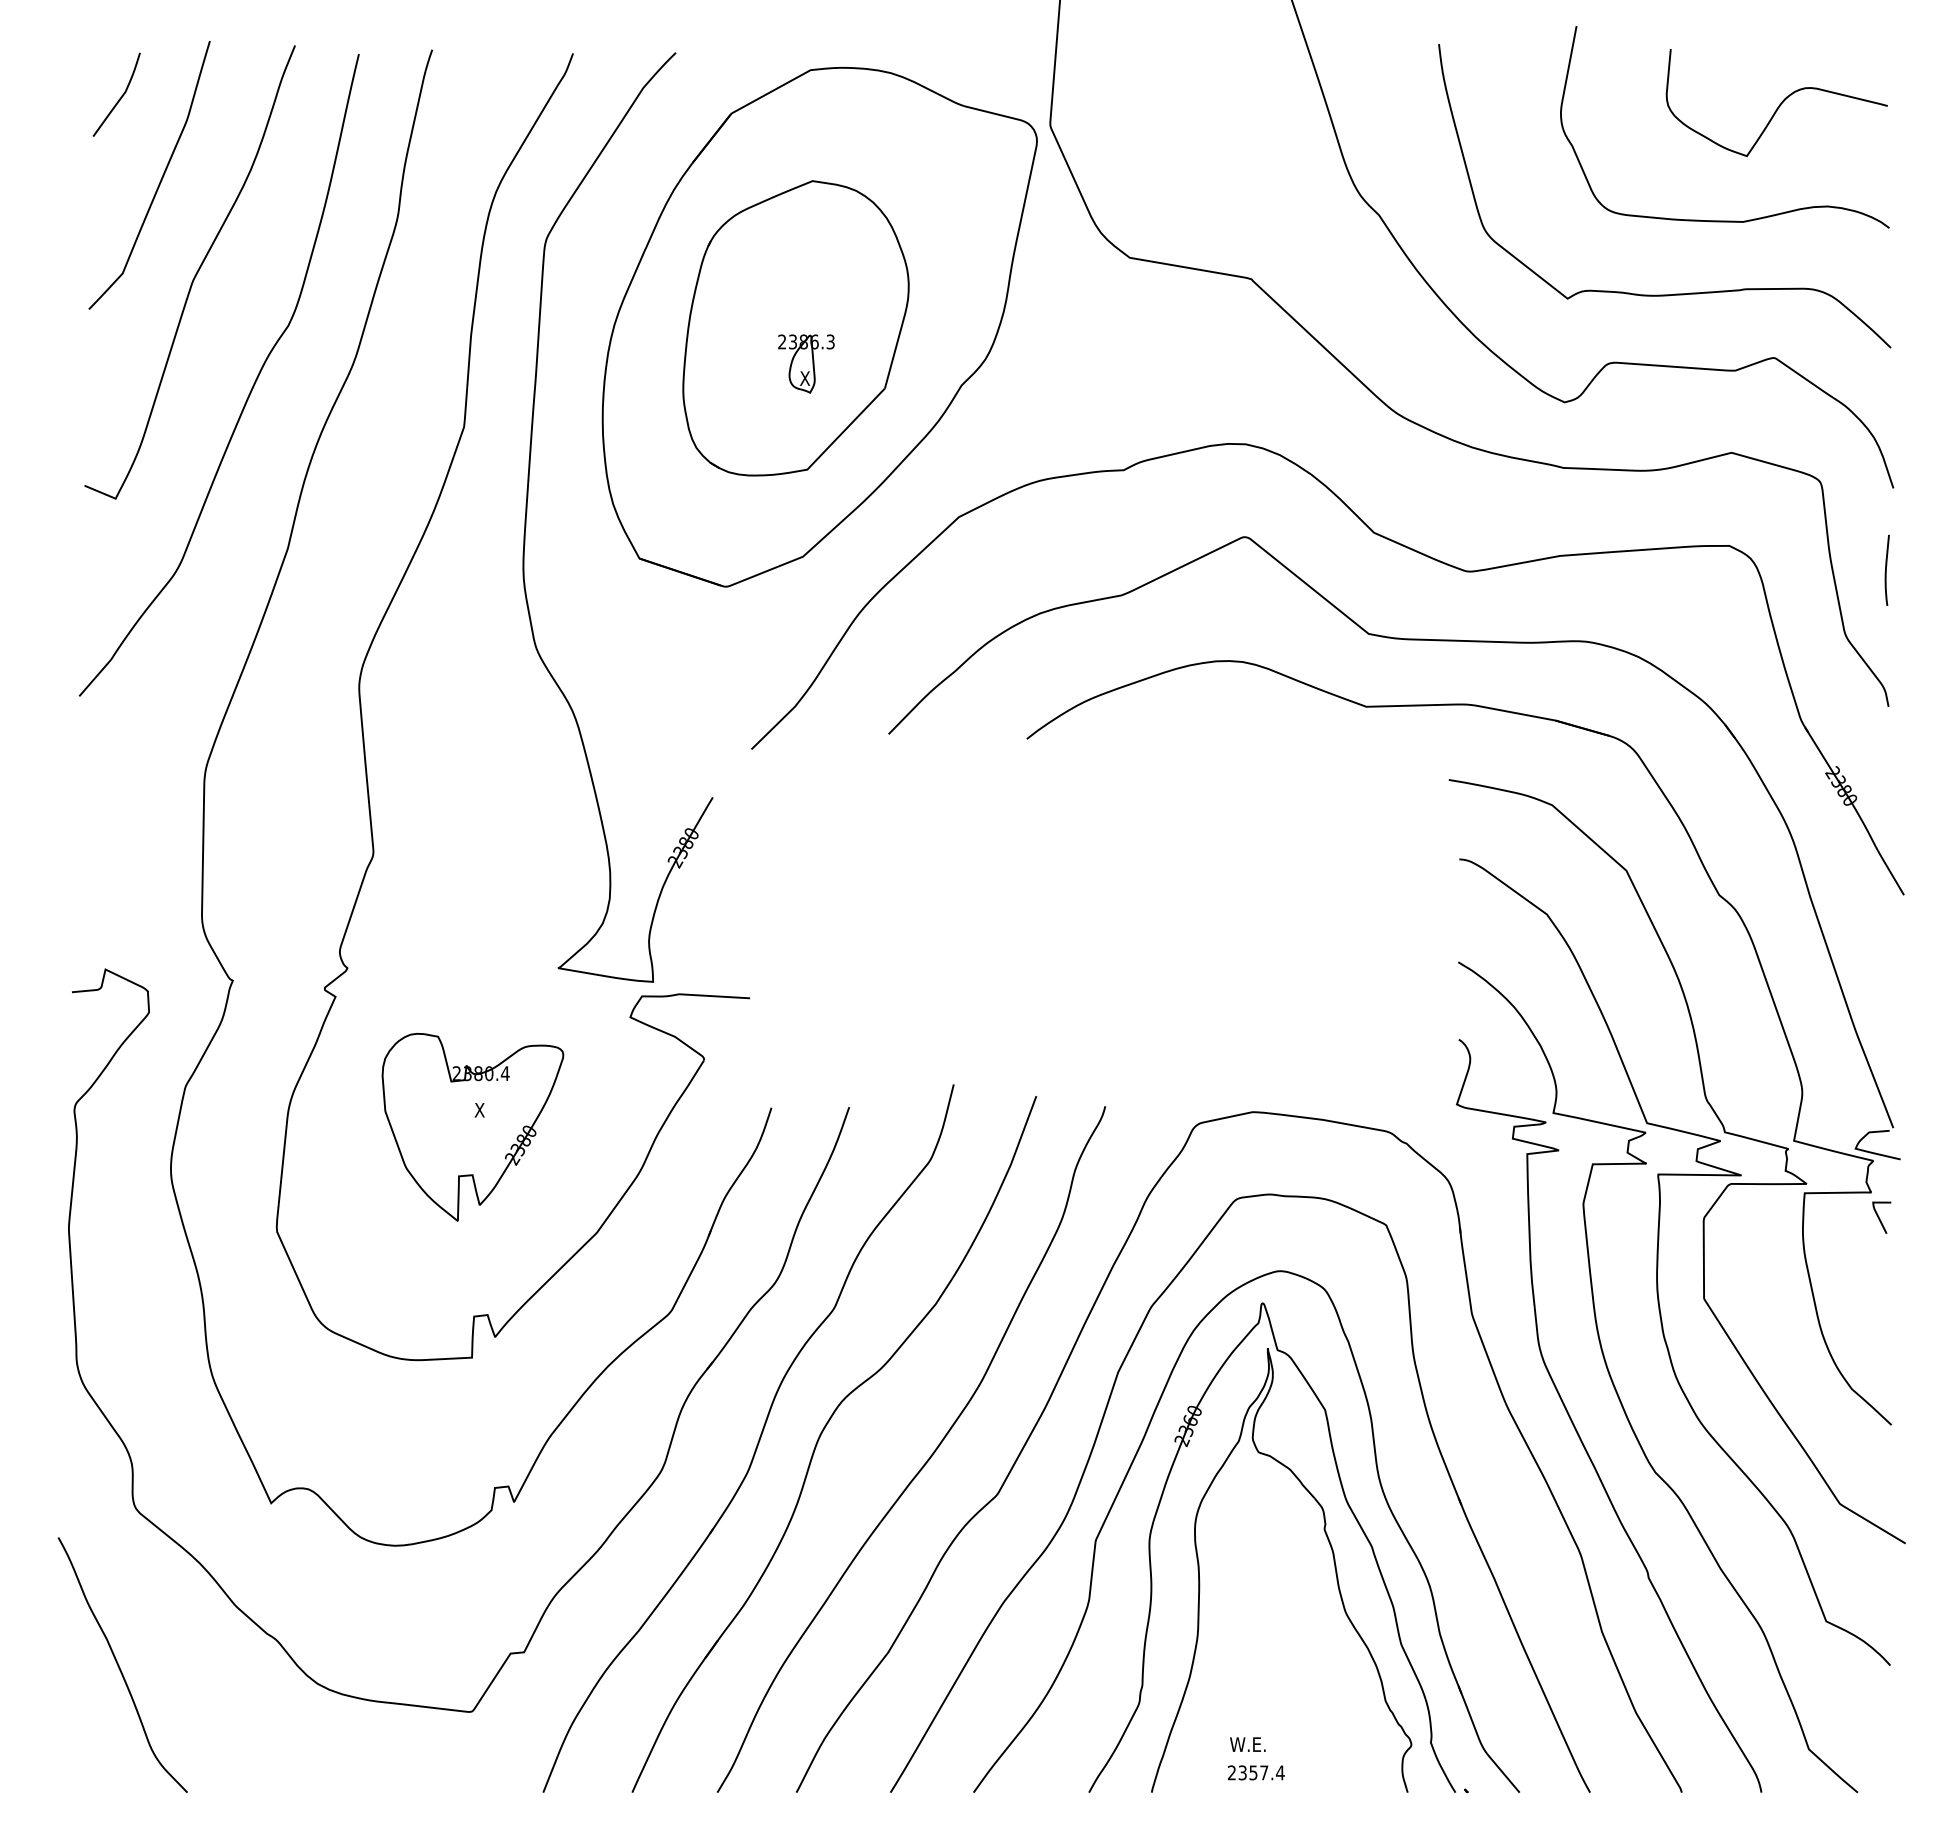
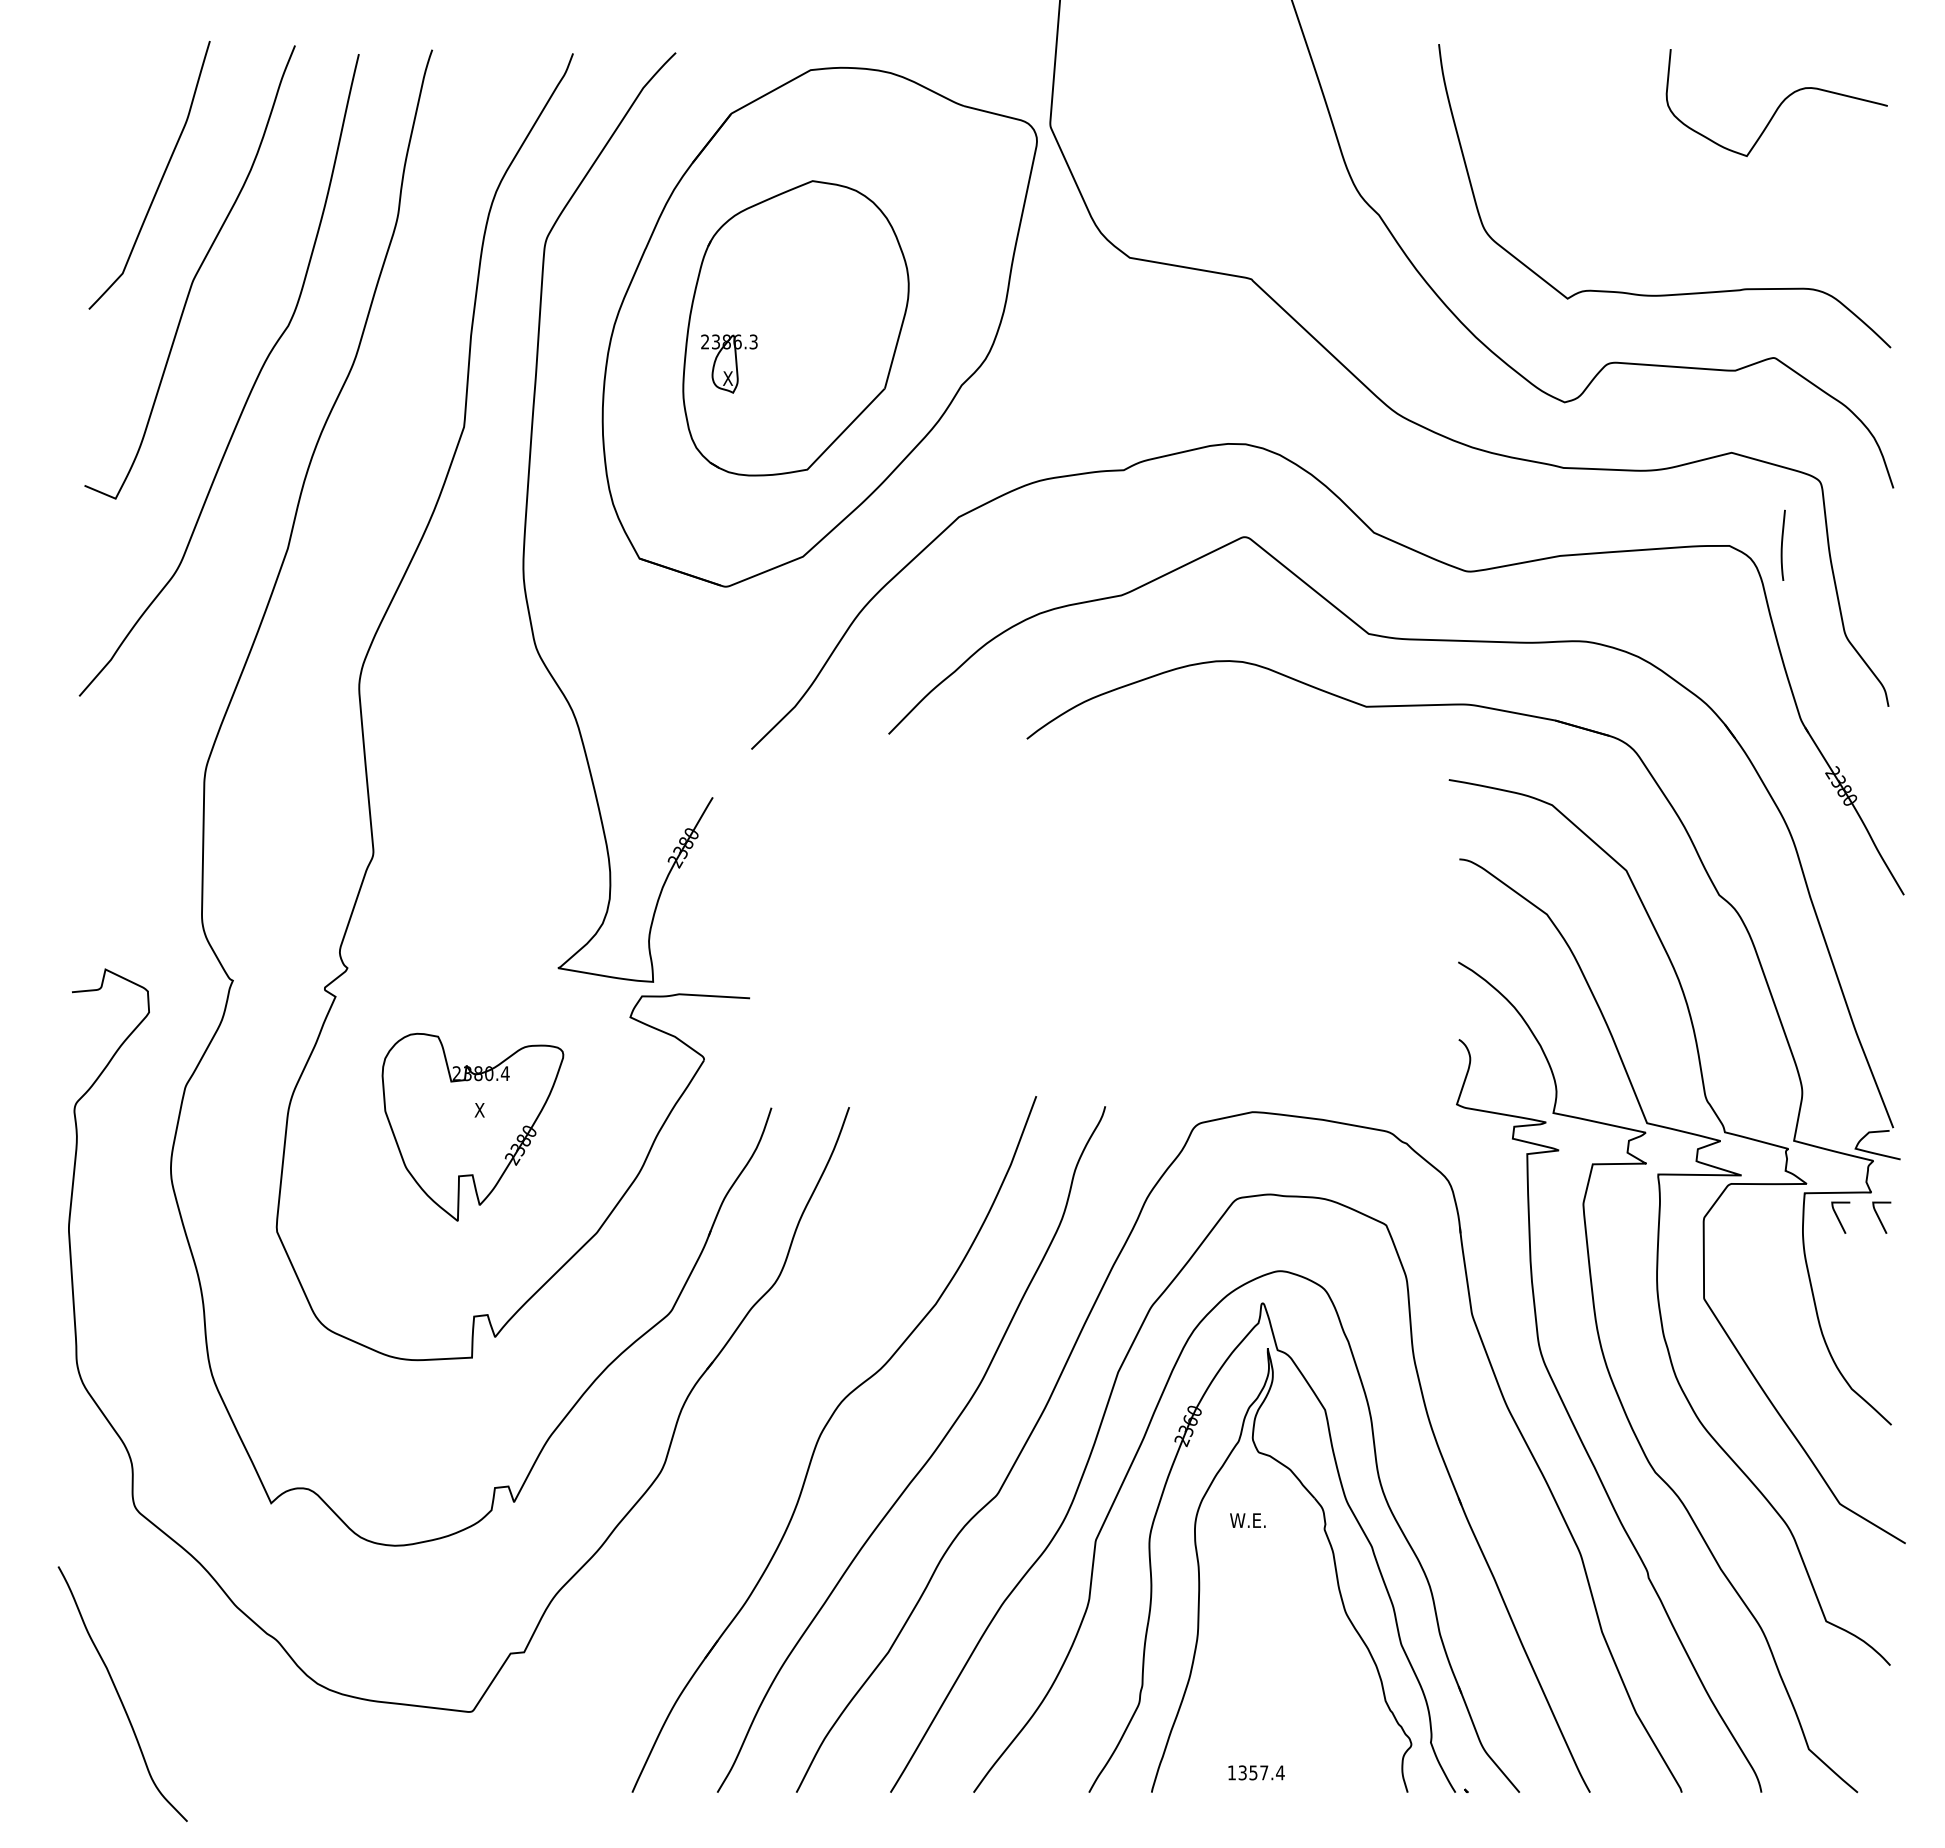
curve: present -> none (120, 97)
curve: present -> none (1724, 220)
part position: (806, 363) -> (729, 363) (729, 363)
curve position: (1886, 569) -> (1782, 544) (1782, 544)
curve: none -> present (1839, 1218)
part: present -> none (757, 1442)
curve position: (119, 1665) -> (119, 1694) (119, 1694)
text position: (1247, 1744) -> (1247, 1520) (1247, 1520)
text: 2357.4 -> 1357.4 (1231, 1772)
